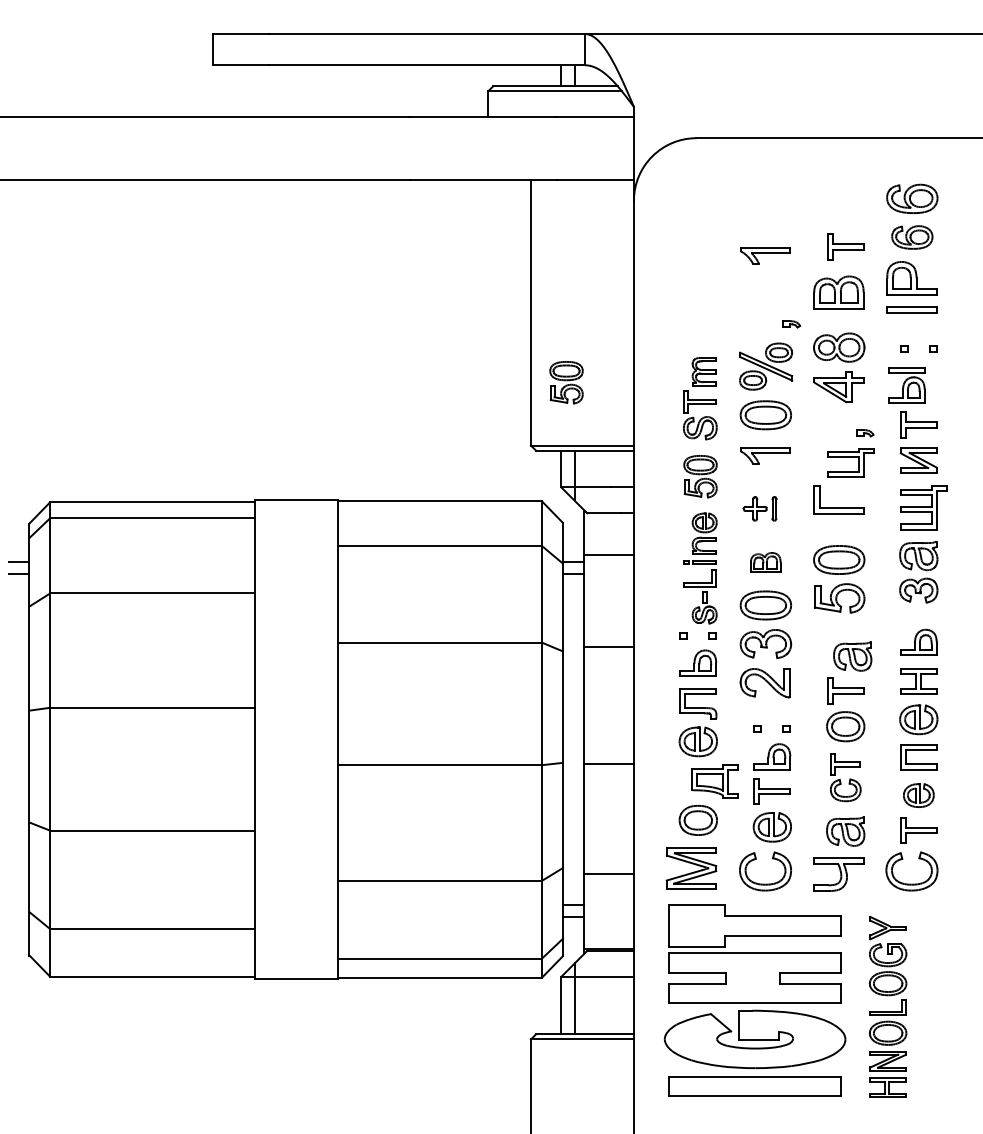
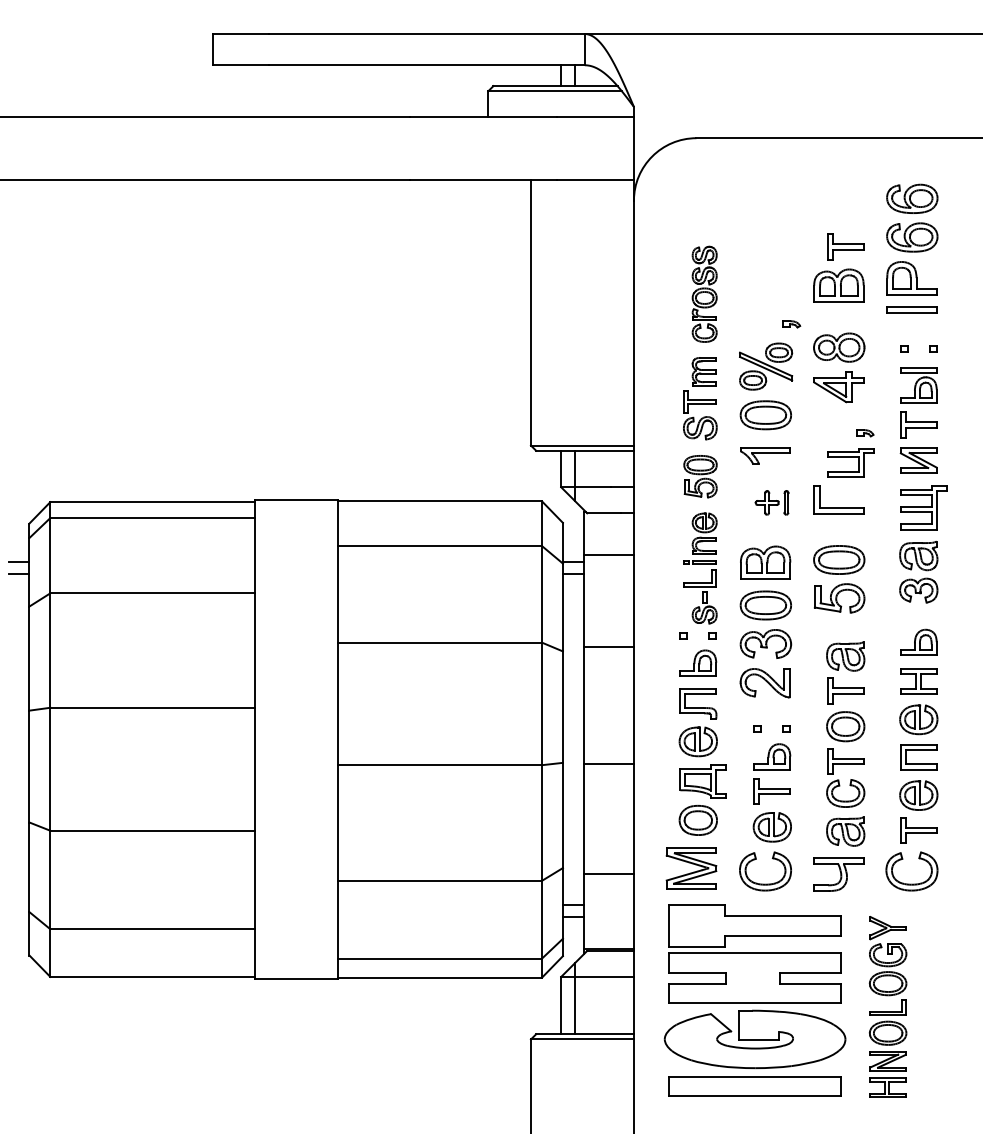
part size: 43x25 px -> 53x31 px (912, 237)
part: present -> none (765, 255)
part position: (838, 292) -> (838, 285) (838, 285)
part: none -> present (704, 293)
part: present -> none (566, 382)
part position: (906, 385) -> (918, 385) (918, 385)
part position: (759, 508) -> (771, 502) (771, 502)
part size: 32x21 px -> 52x35 px (765, 562)
part position: (852, 656) -> (845, 656) (845, 656)
part size: 32x50 px -> 40x60 px (845, 777)
part position: (714, 781) -> (702, 781) (702, 781)
part size: 32x25 px -> 40x31 px (918, 795)
